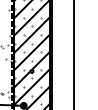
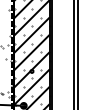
line: none -> present (78, 54)
